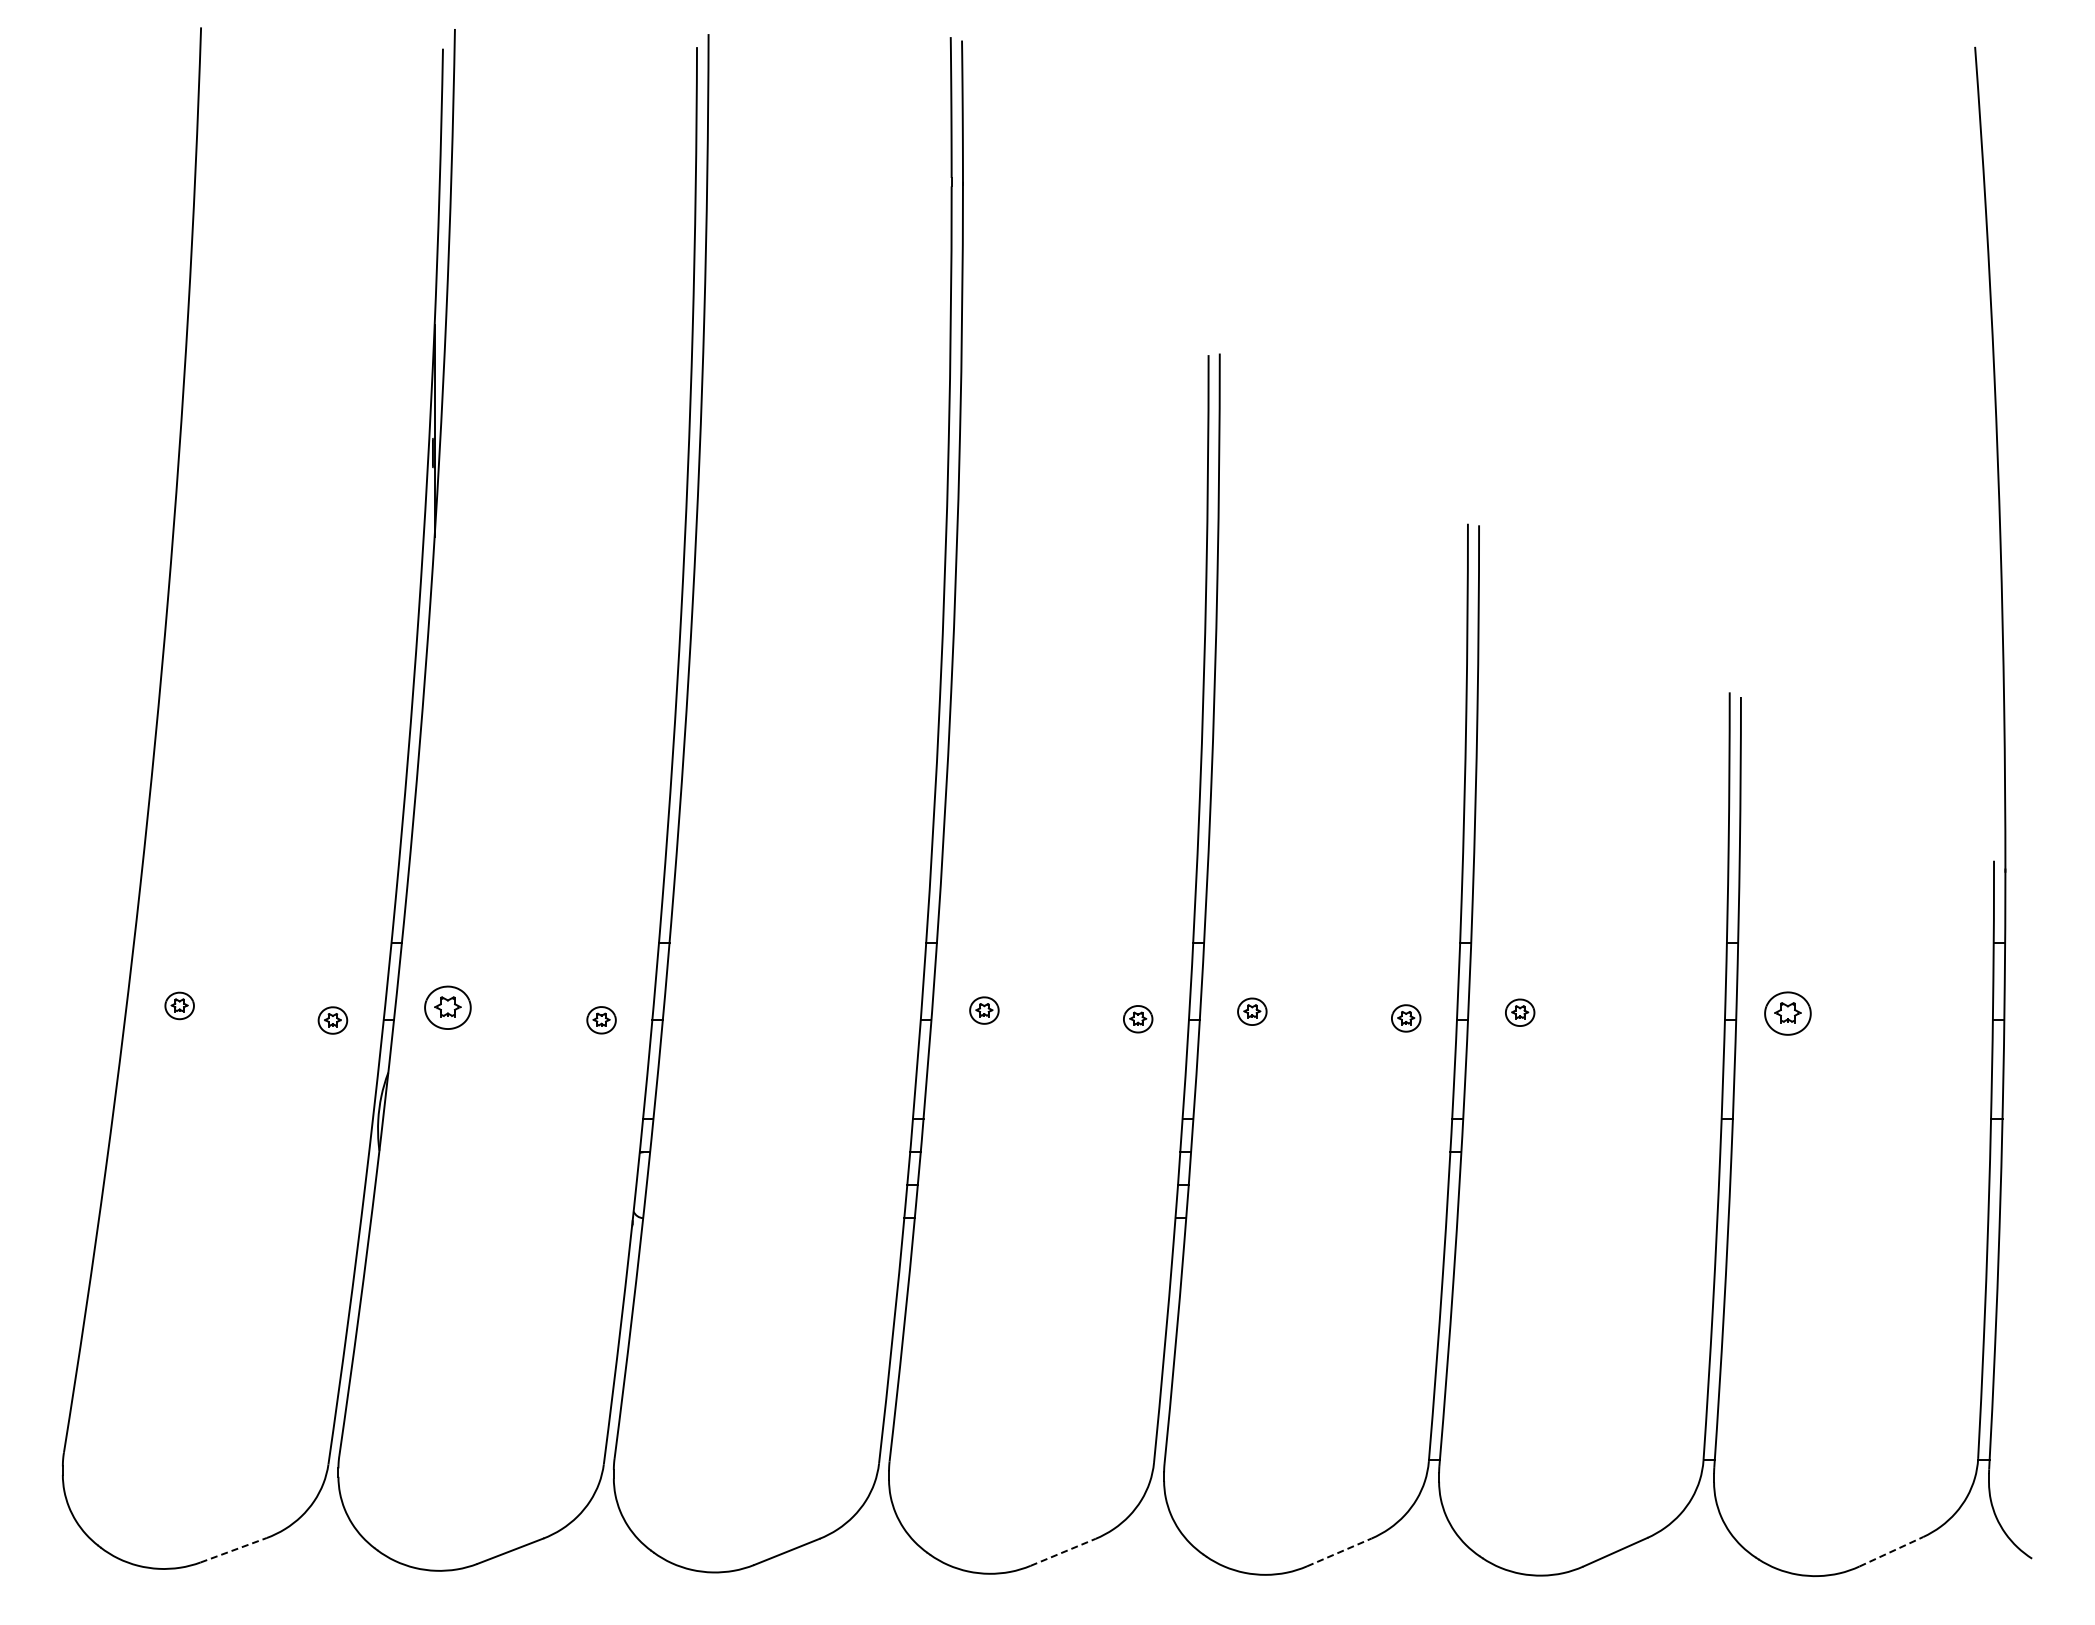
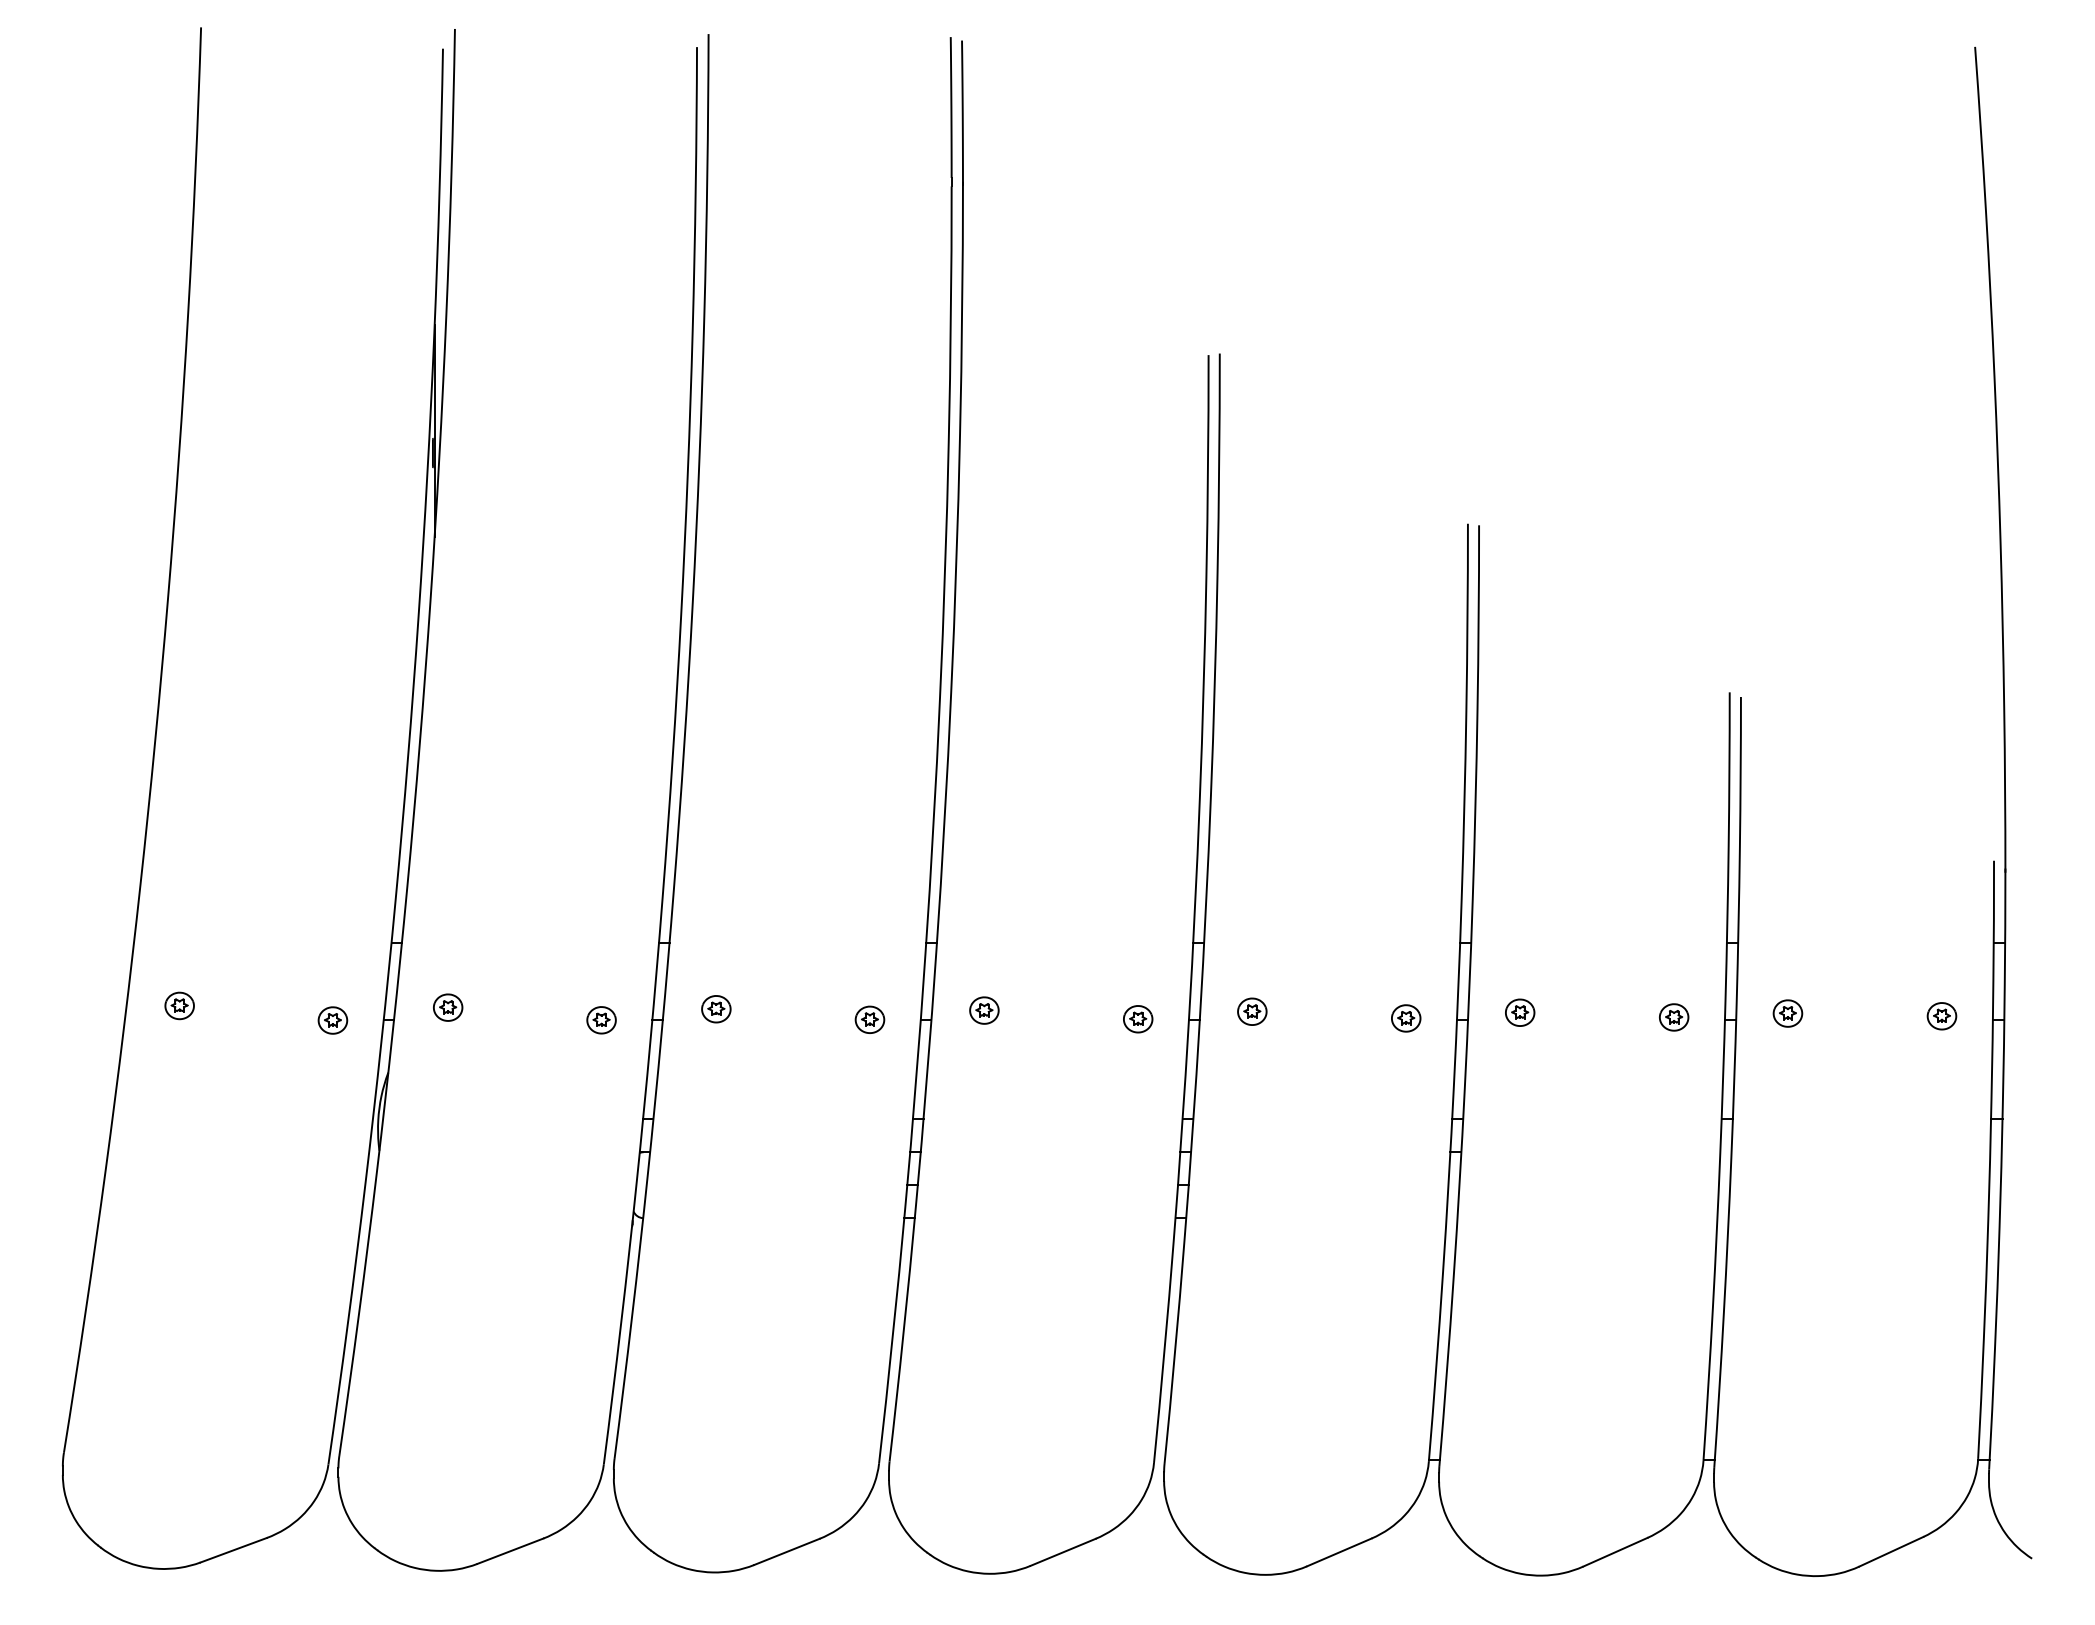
part size: 48x45 px -> 31x29 px (448, 1007)
part: none -> present (716, 1009)
part size: 48x45 px -> 32x29 px (1787, 1013)
part: none -> present (1941, 1016)
part: none -> present (1674, 1017)
part: none -> present (869, 1019)
line: dashed -> solid (234, 1550)
line: dashed -> solid (1891, 1551)
line: dashed -> solid (1063, 1552)
line: dashed -> solid (1339, 1552)
